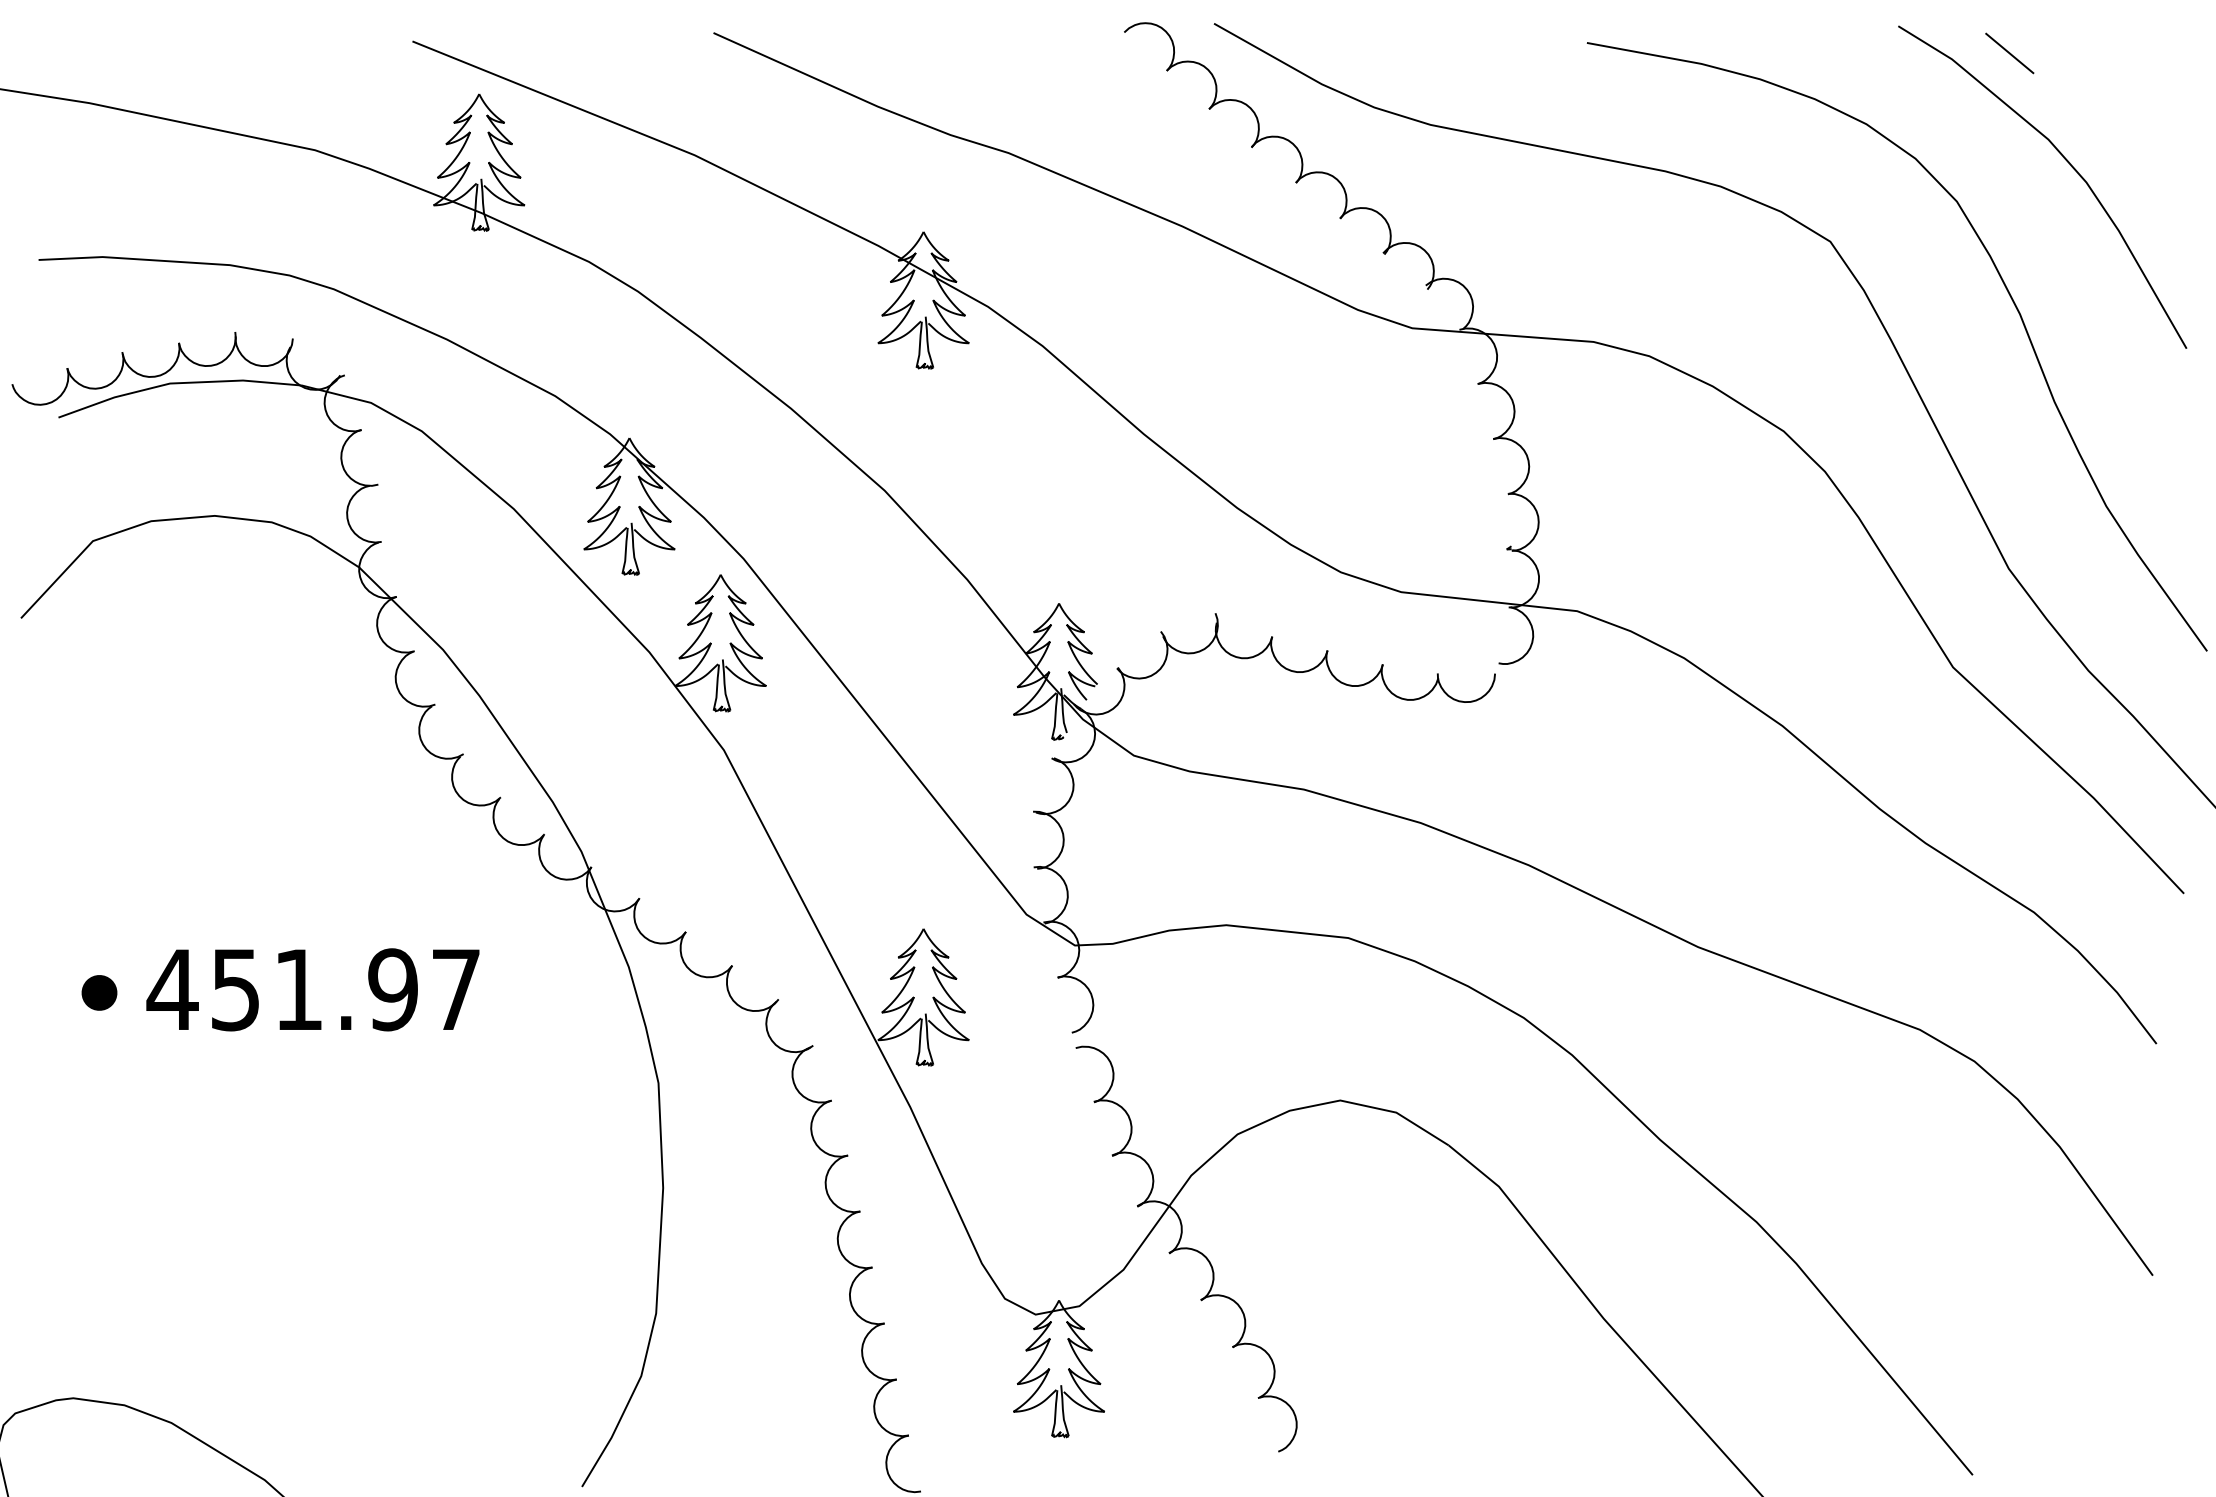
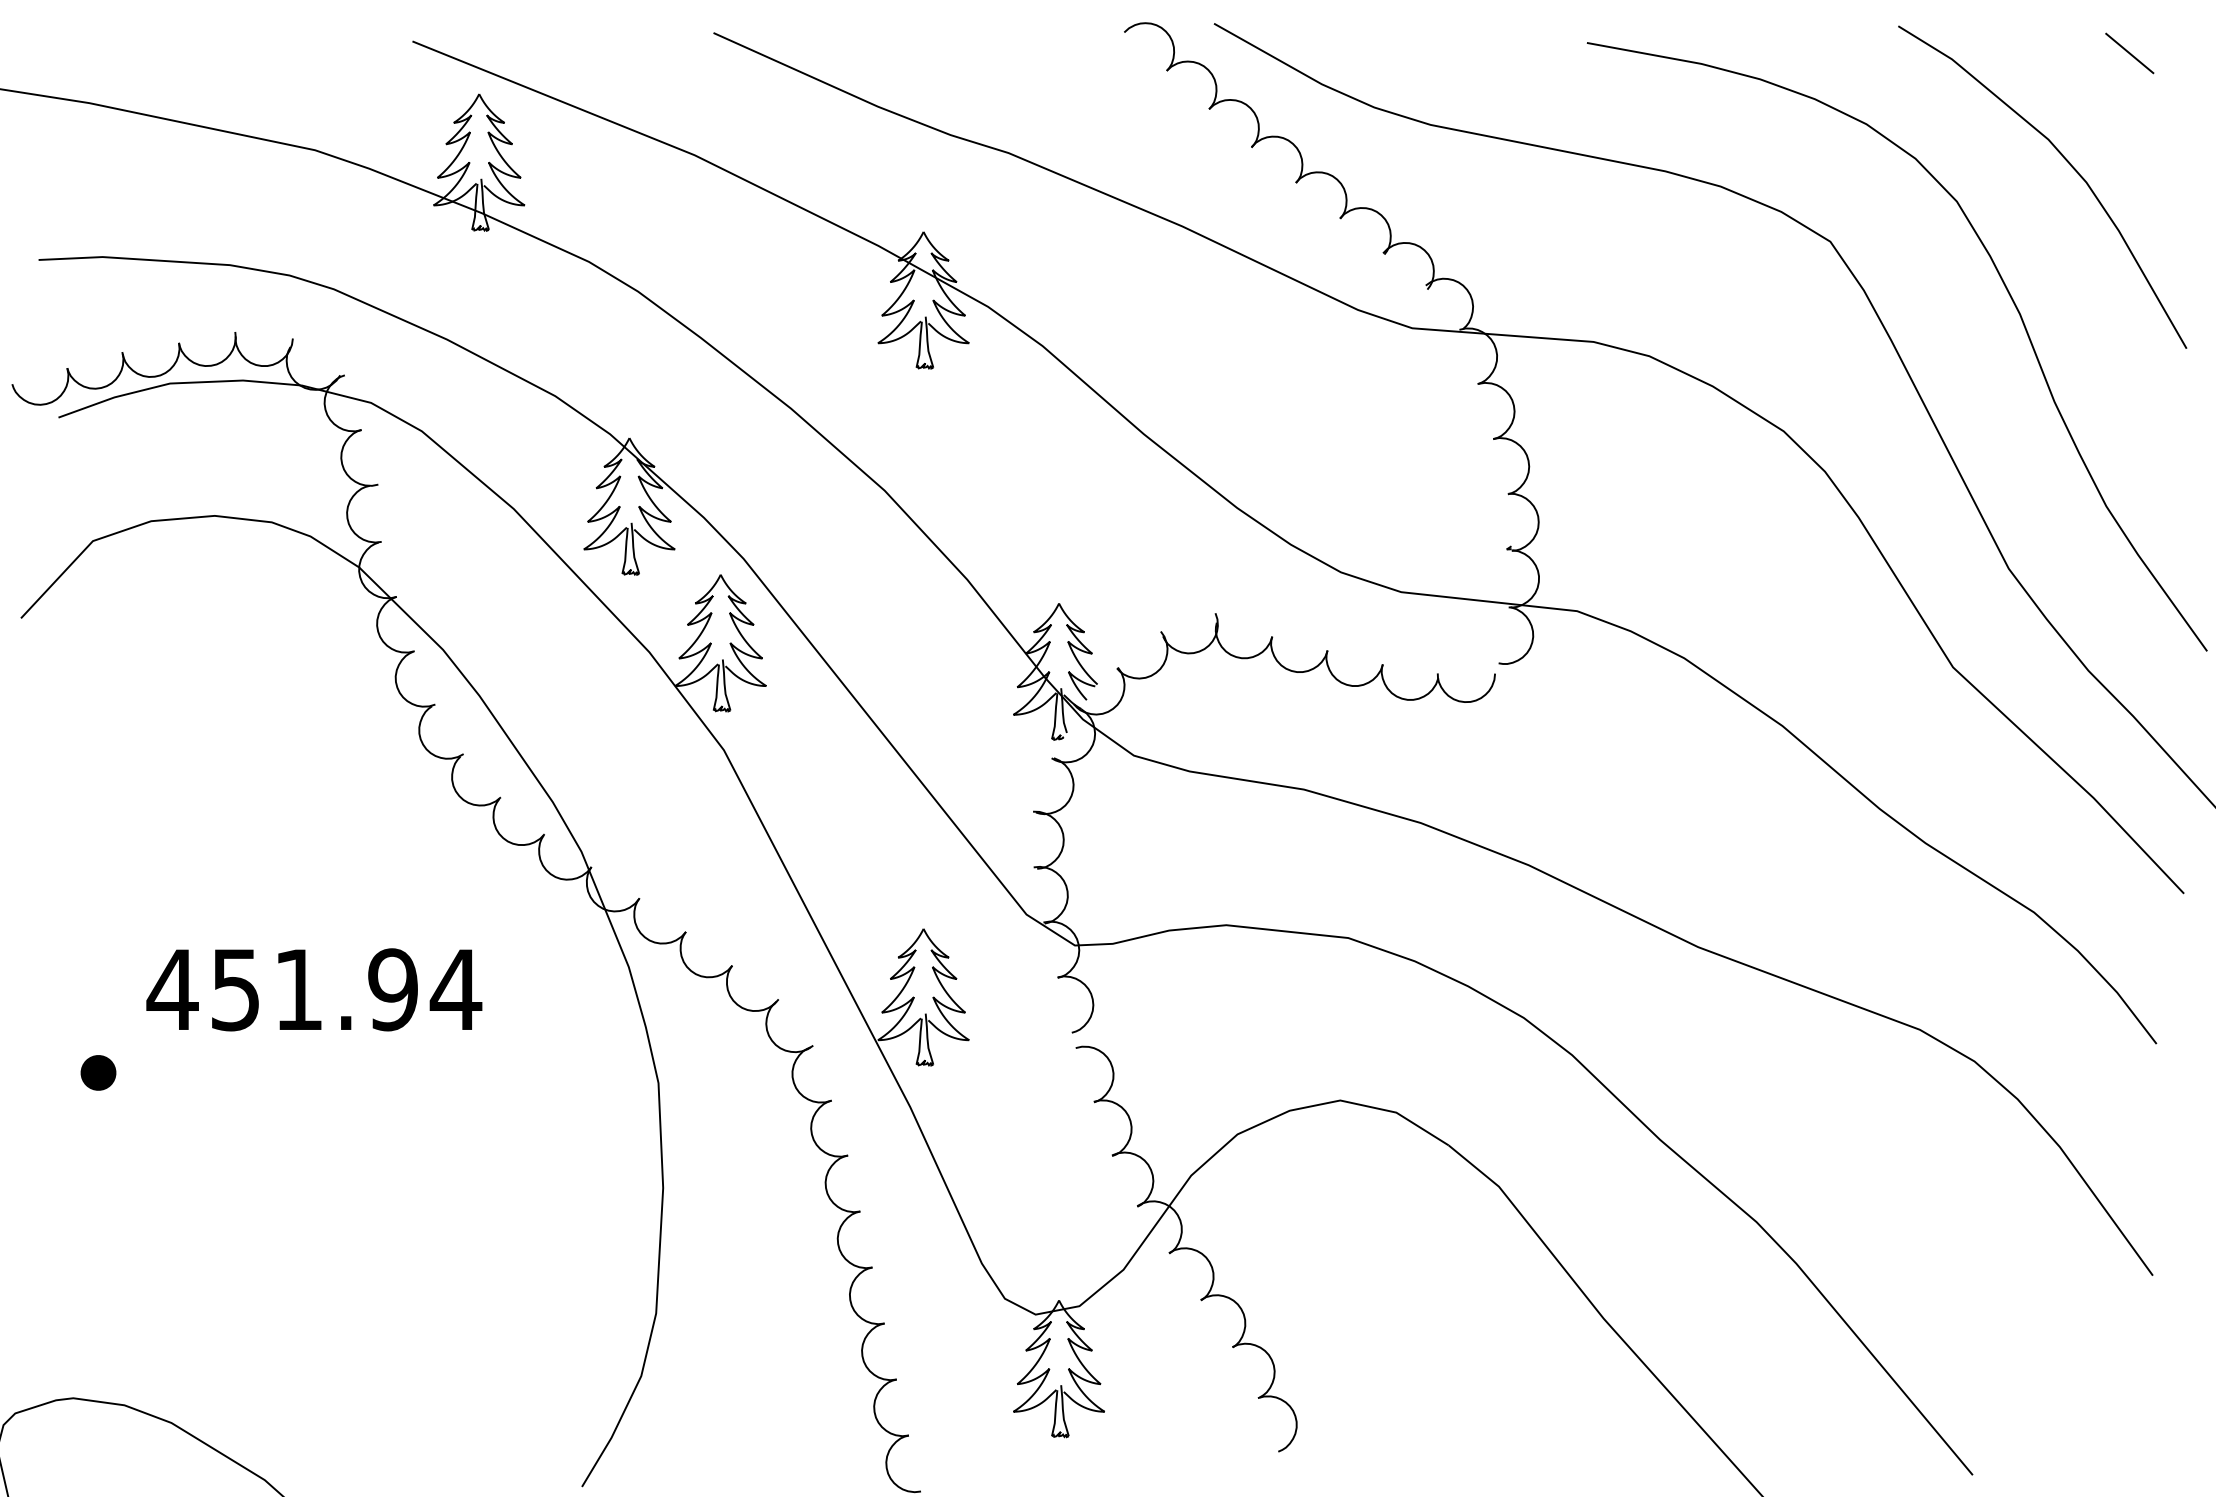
line position: (2009, 53) -> (2129, 53) (2129, 53)
text: 451.97 -> 451.94 (455, 989)
part position: (99, 992) -> (98, 1072) (98, 1072)
